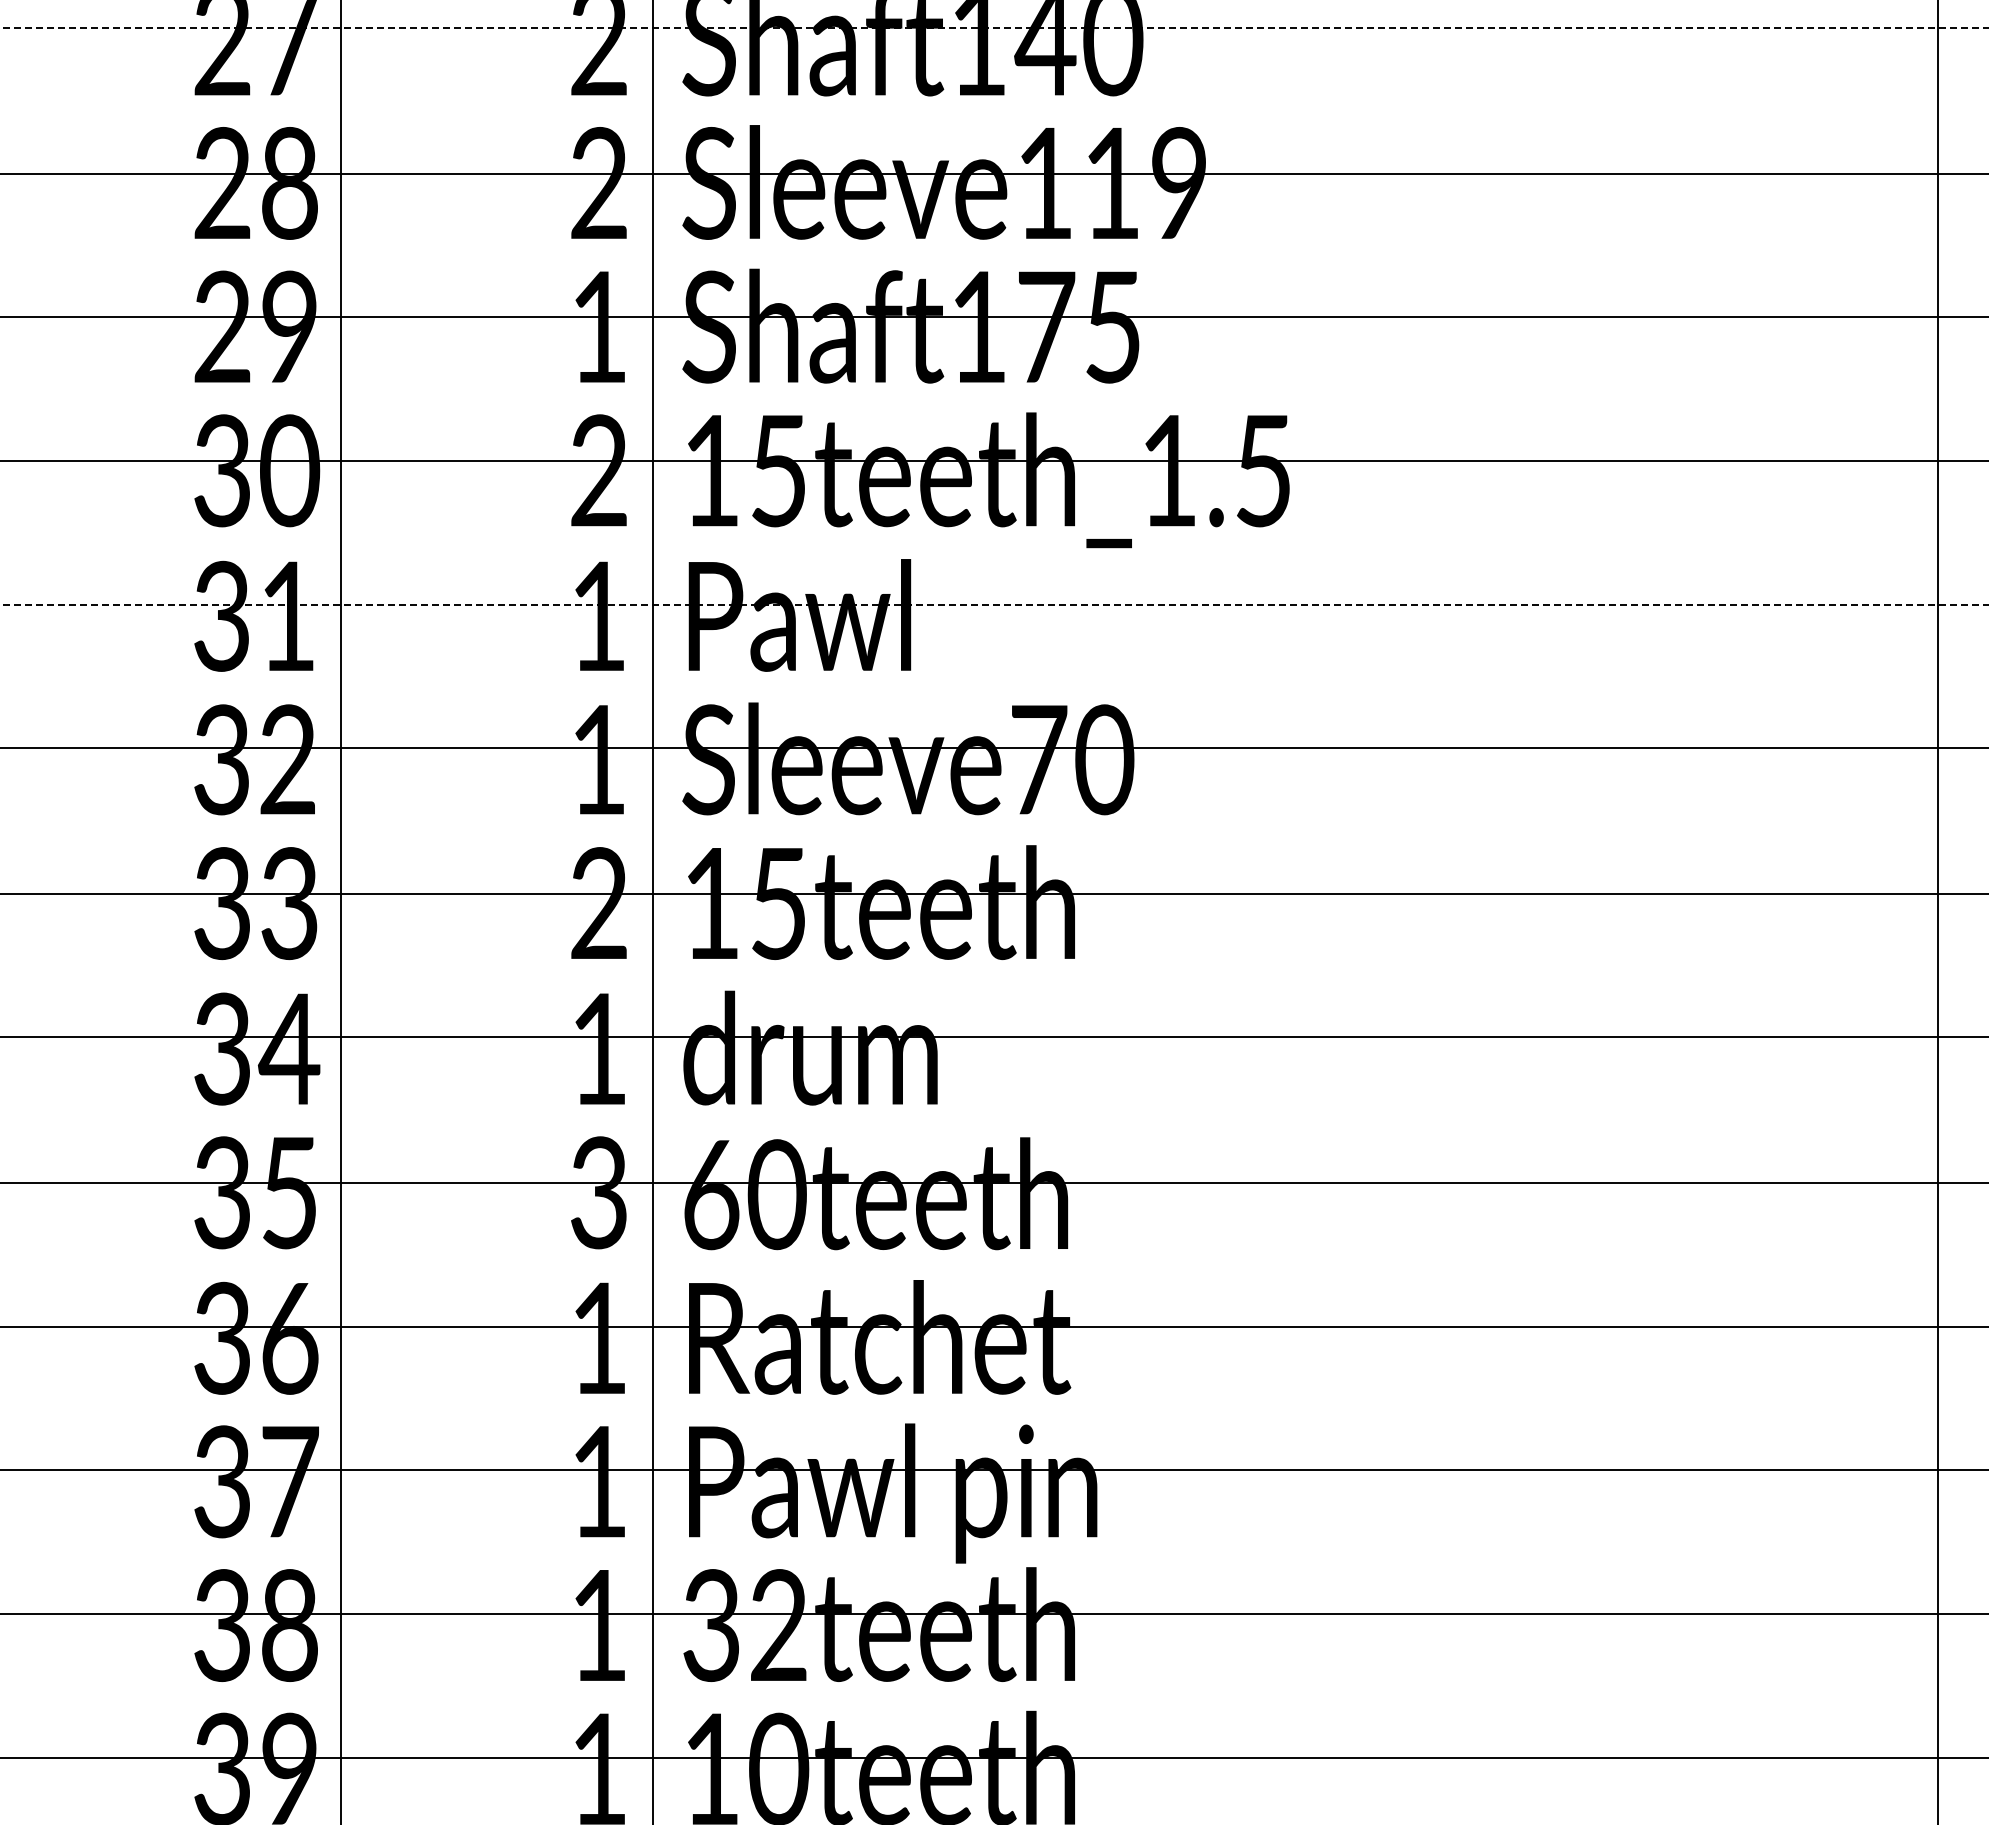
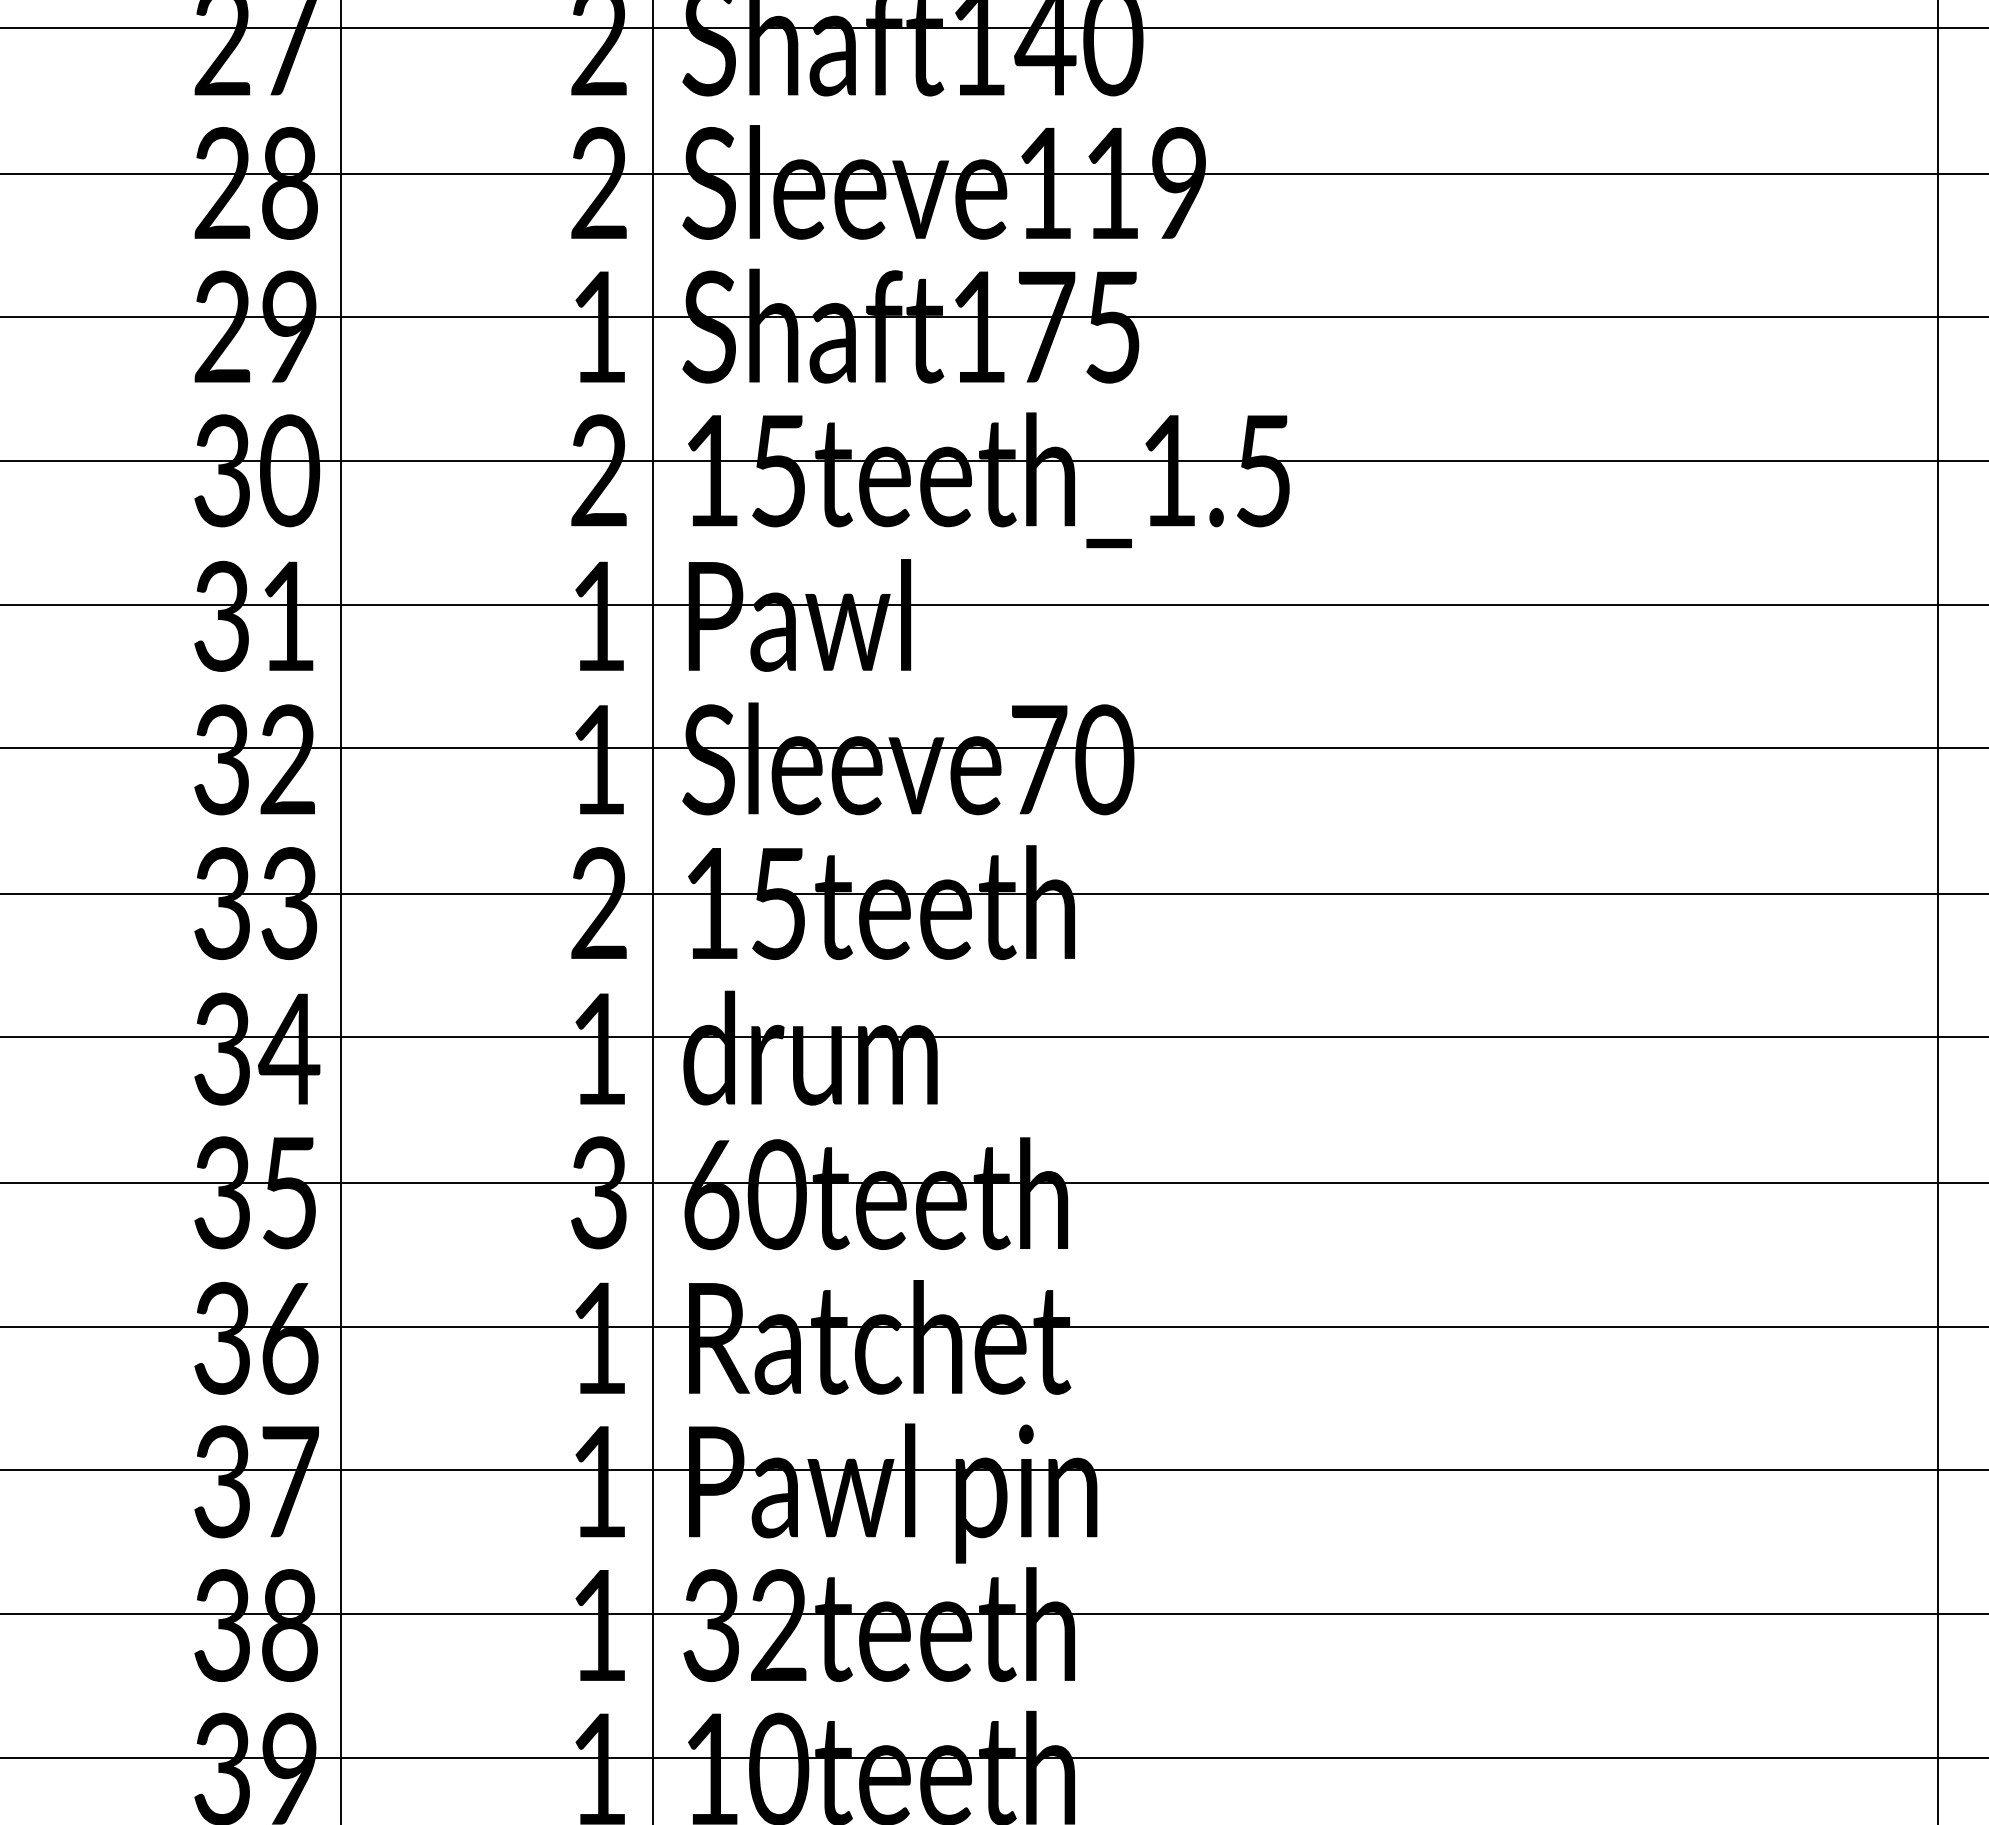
line: dashed -> solid (994, 28)
line: dashed -> solid (994, 604)
